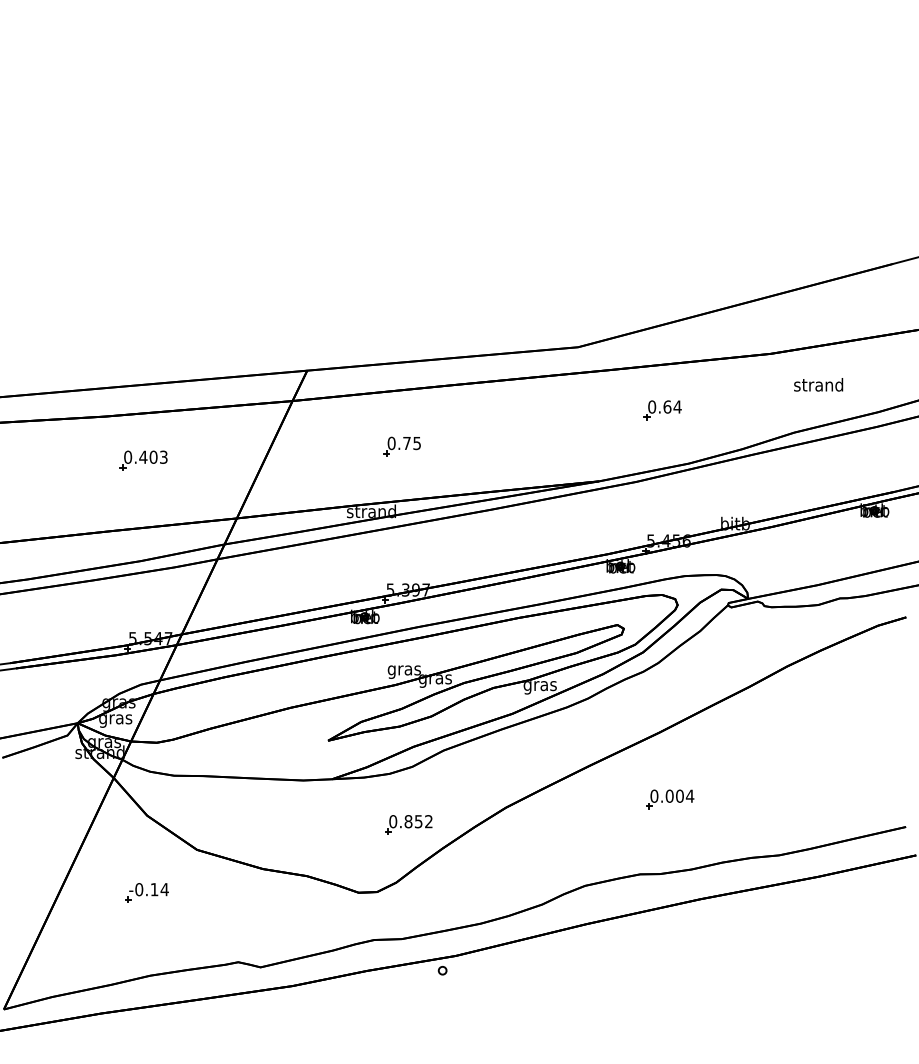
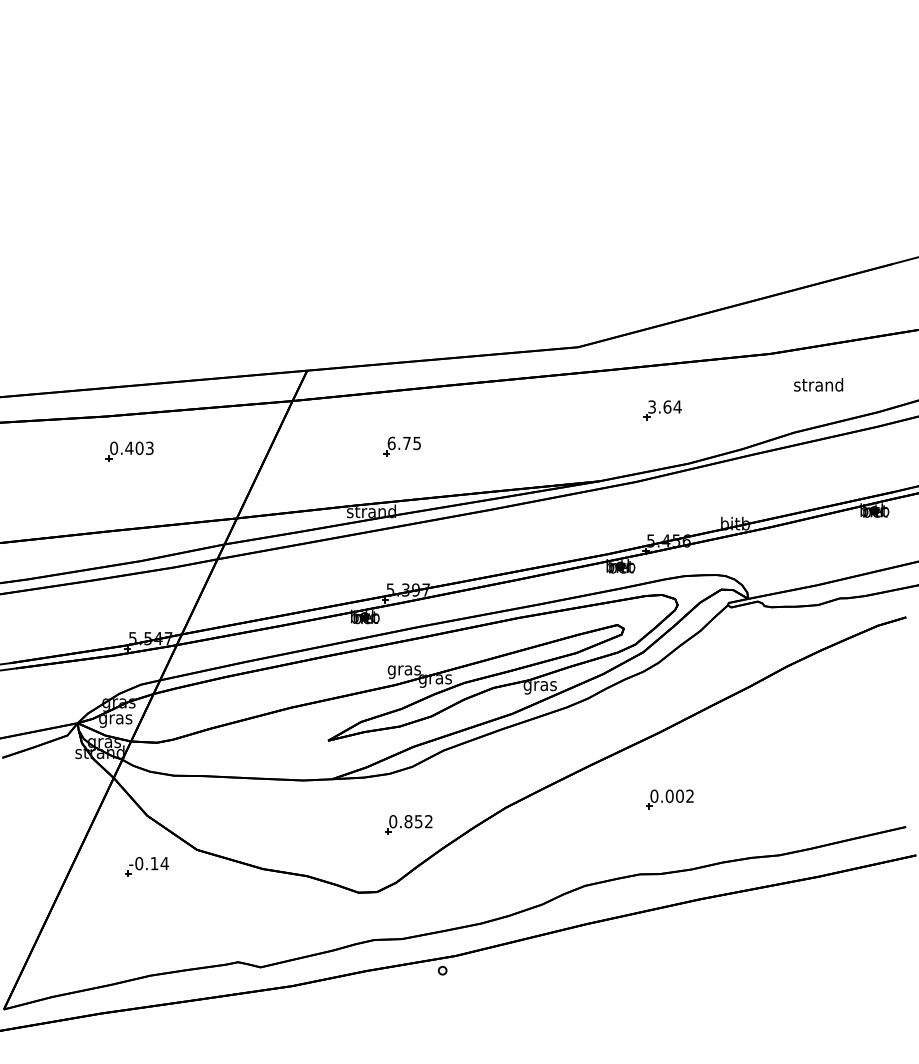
text: 0.64 -> 3.64 (652, 406)
text: 0.75 -> 6.75 (391, 442)
part position: (143, 460) -> (129, 451) (129, 451)
text: 0.004 -> 0.002 (689, 795)
part position: (146, 892) -> (146, 866) (146, 866)
